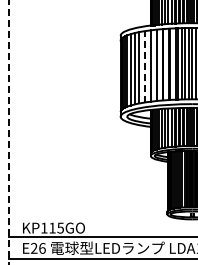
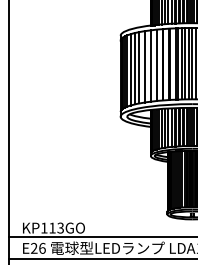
line: dashed -> solid (144, 66)
line: dashed -> solid (8, 132)
text: KP115GO -> KP113GO (60, 227)
